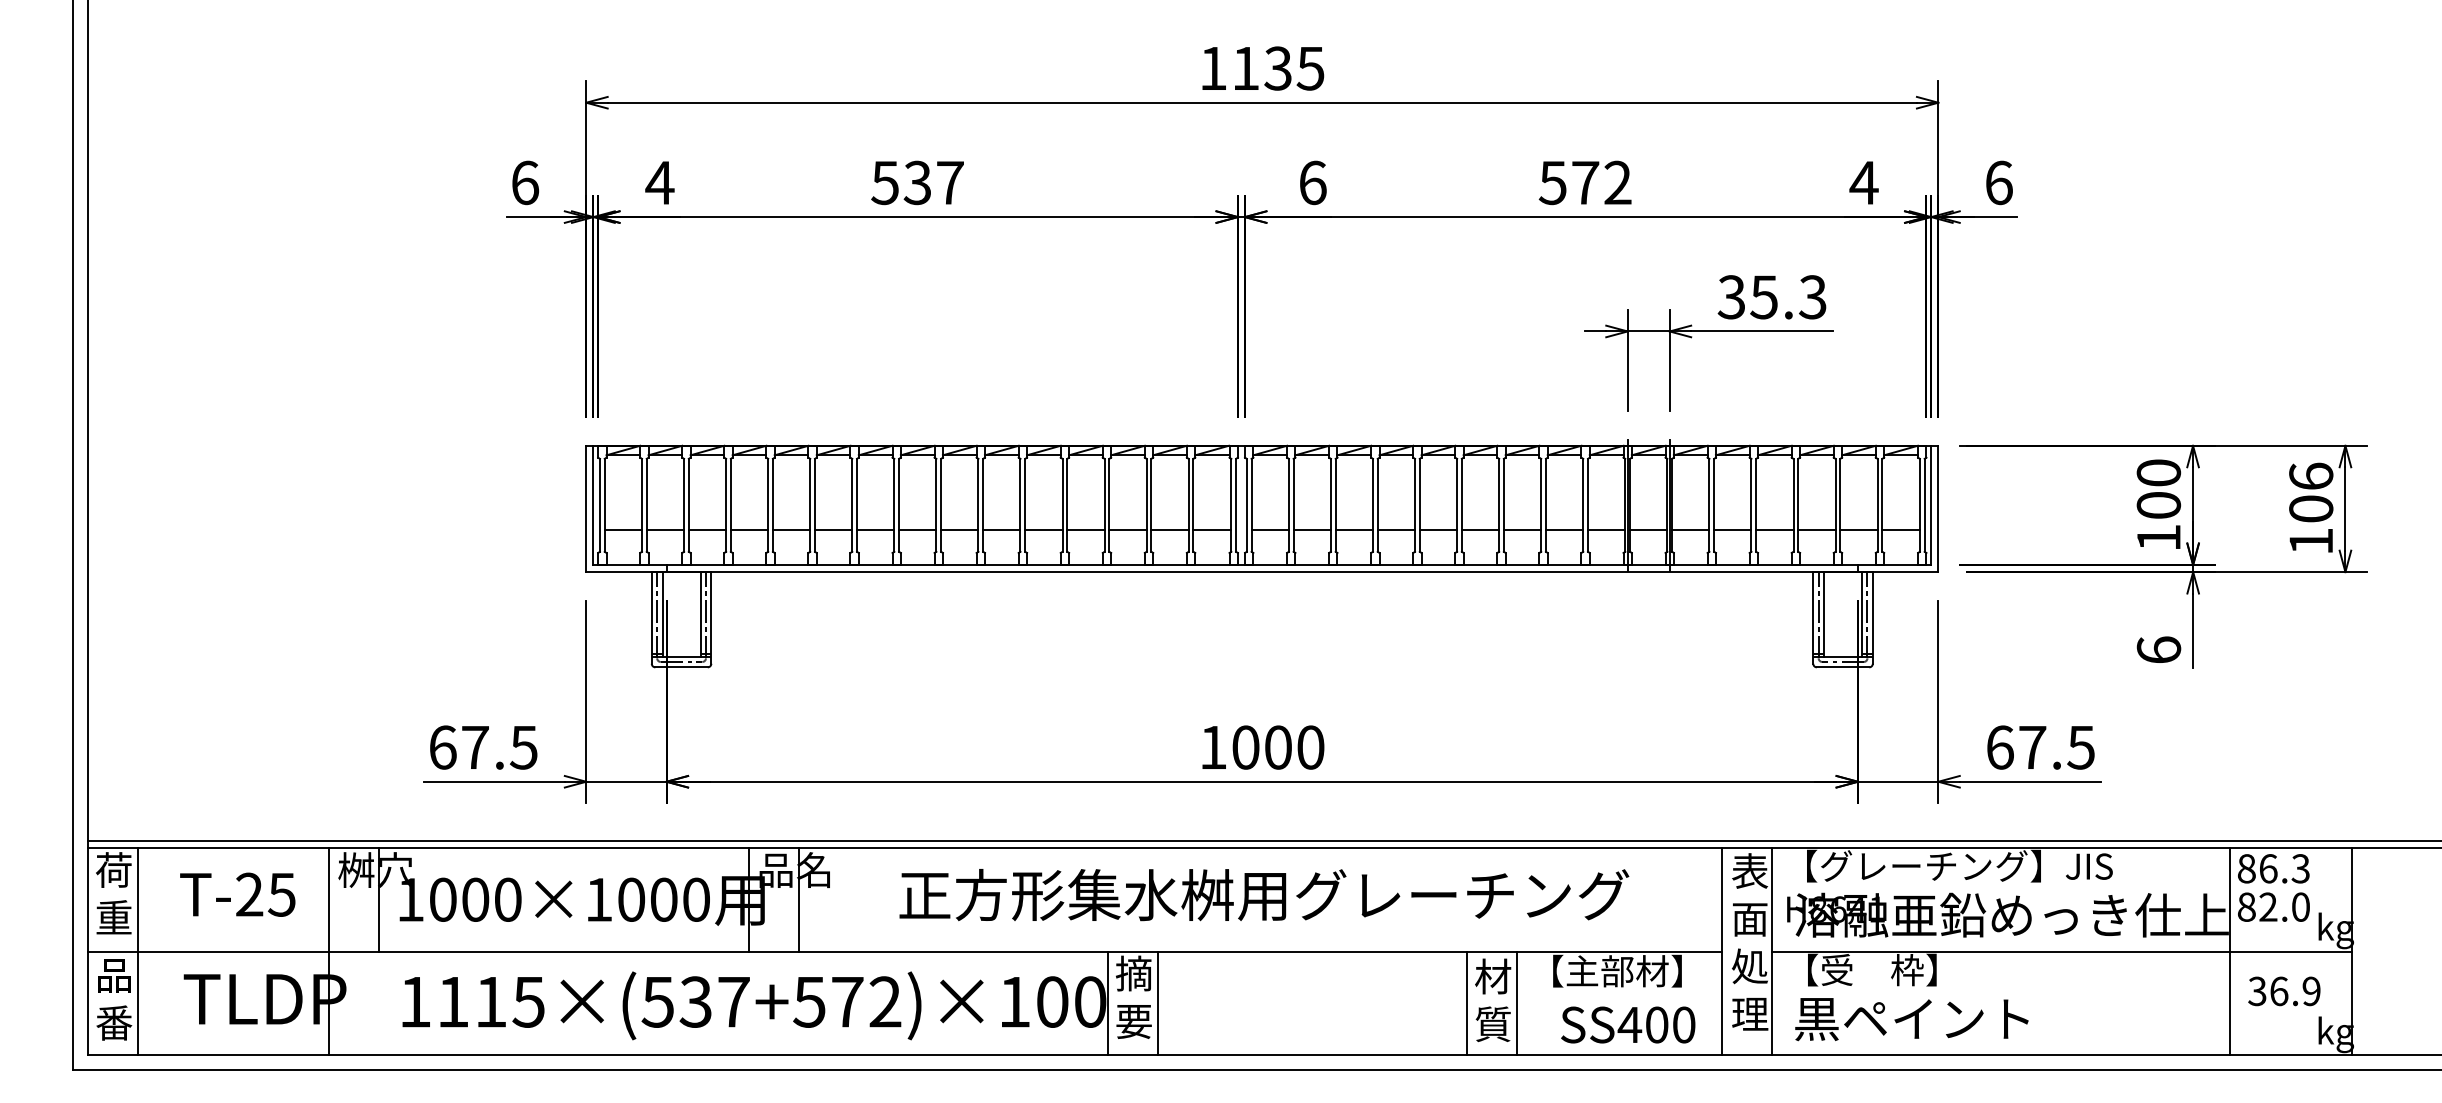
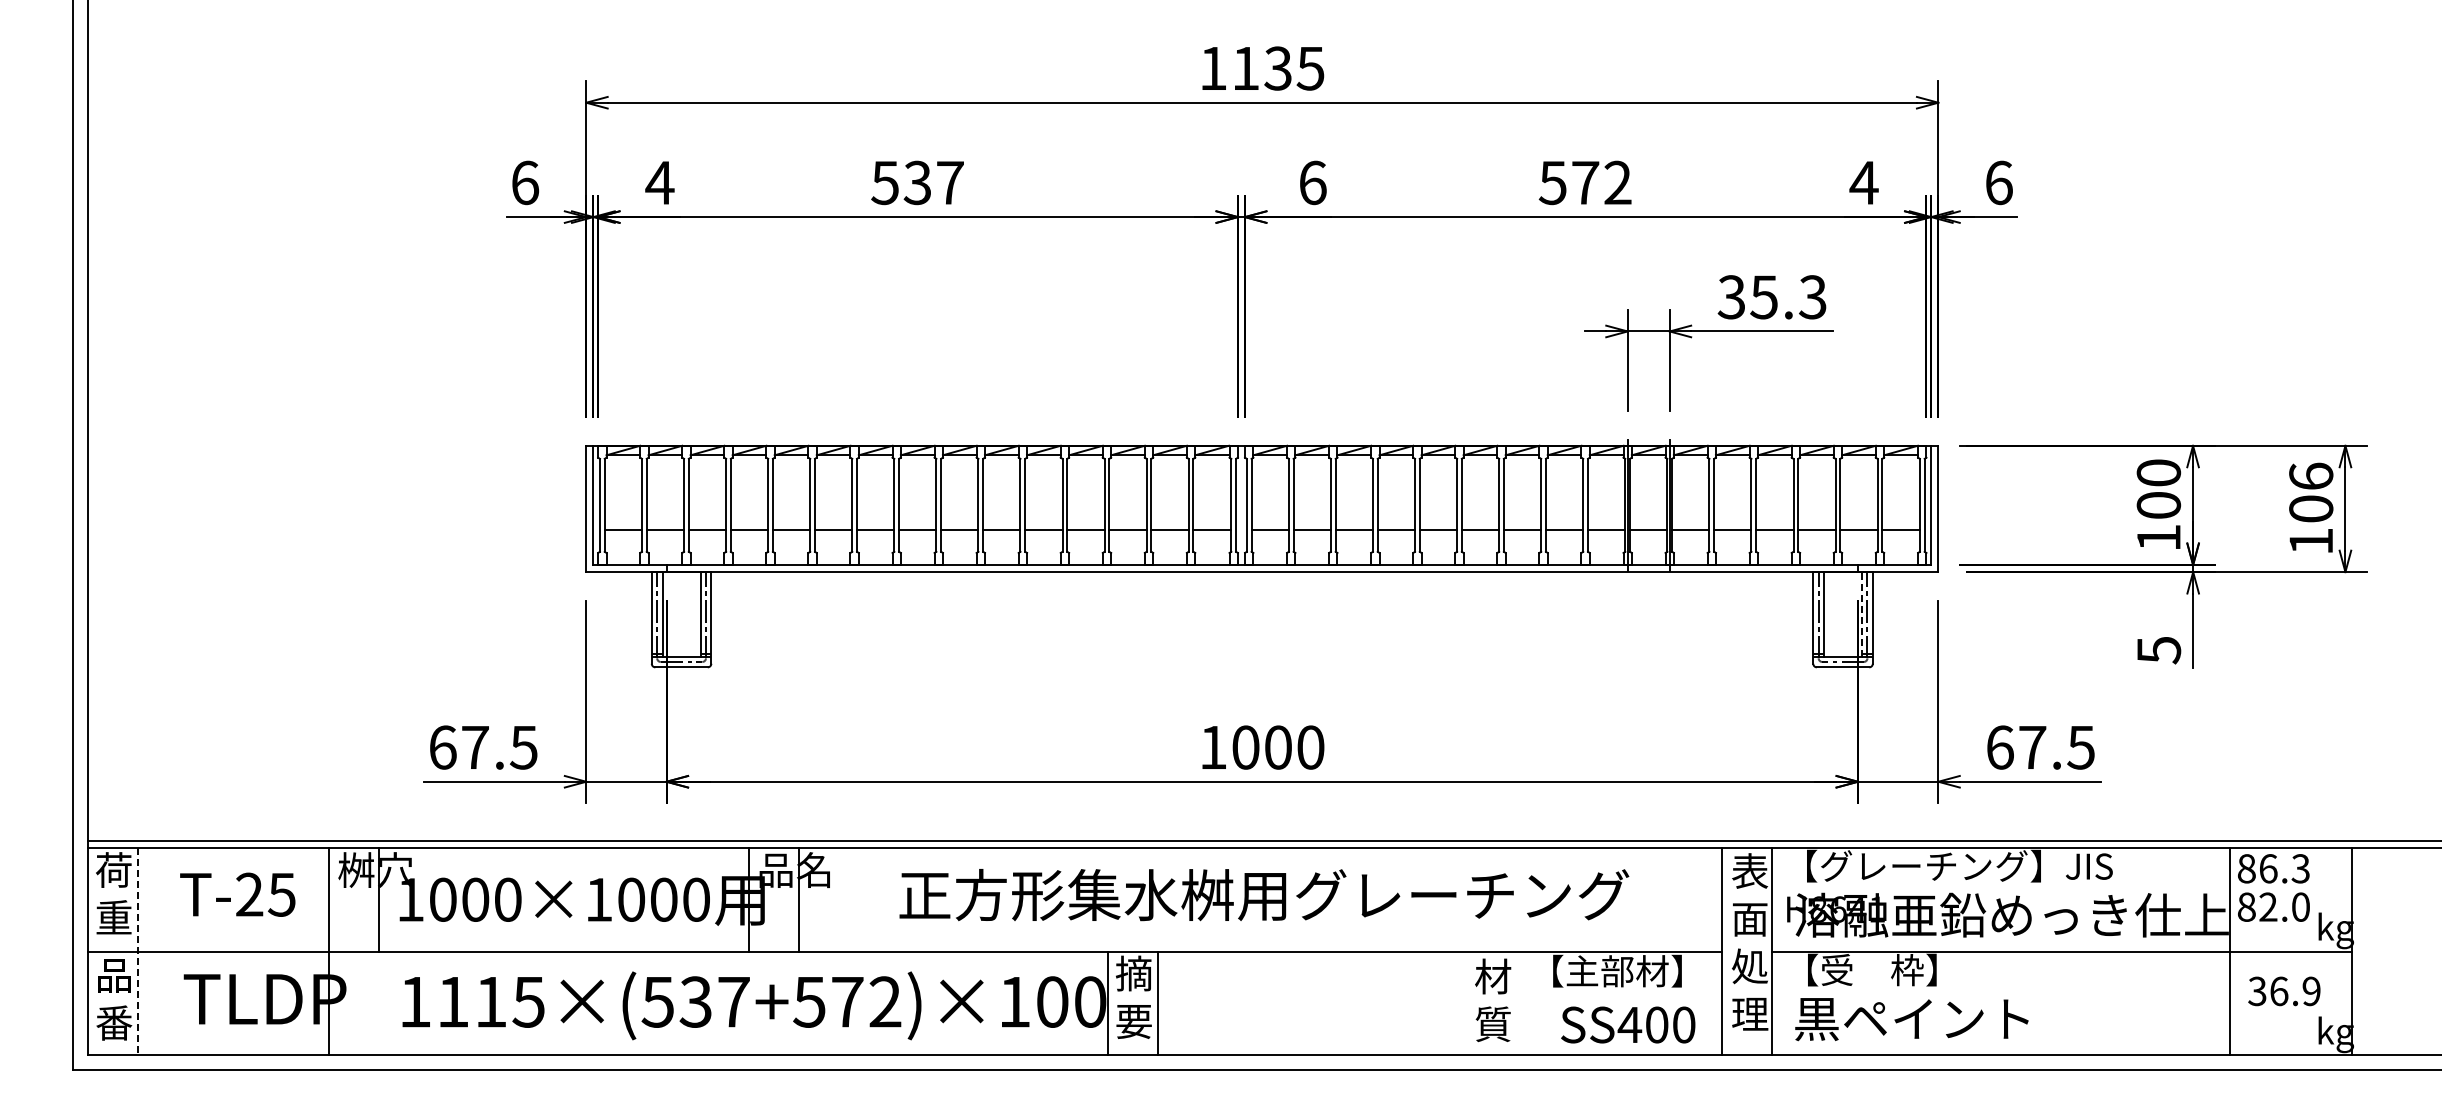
line: solid -> dashed (1862, 613)
text: 6 -> 5 (2158, 650)
line: solid -> dashed (137, 951)
line: present -> none (1466, 1003)
line: present -> none (1517, 1003)
